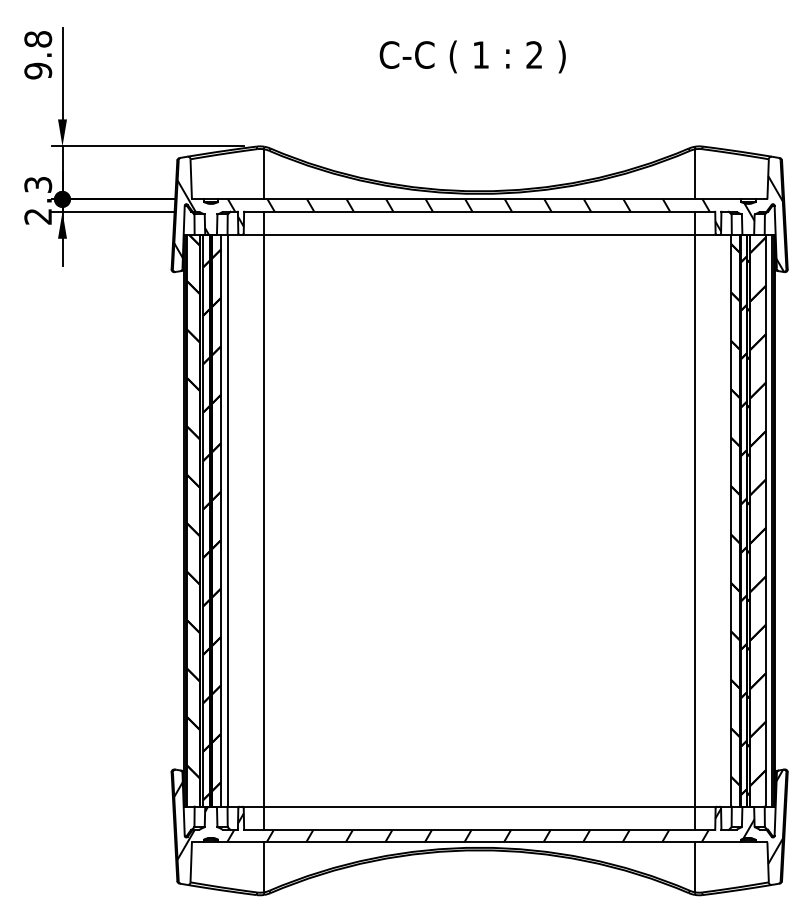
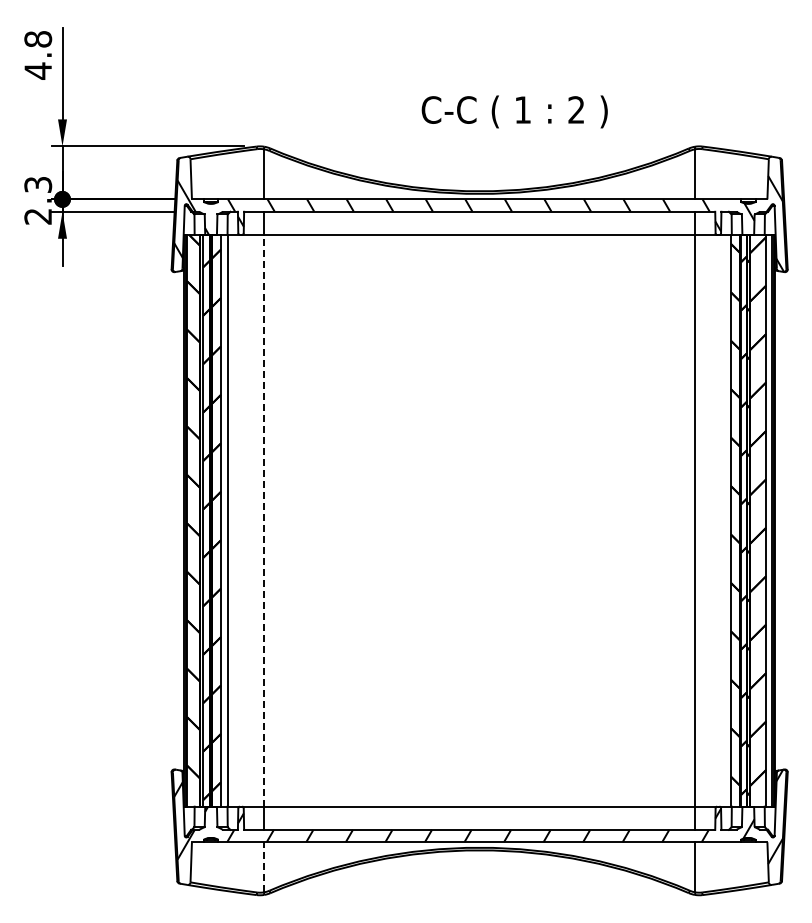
text position: (472, 56) -> (514, 111) (514, 111)
text: 9.8 -> 4.8 (38, 70)
line: solid -> dashed (263, 520)
line: solid -> dashed (263, 866)
